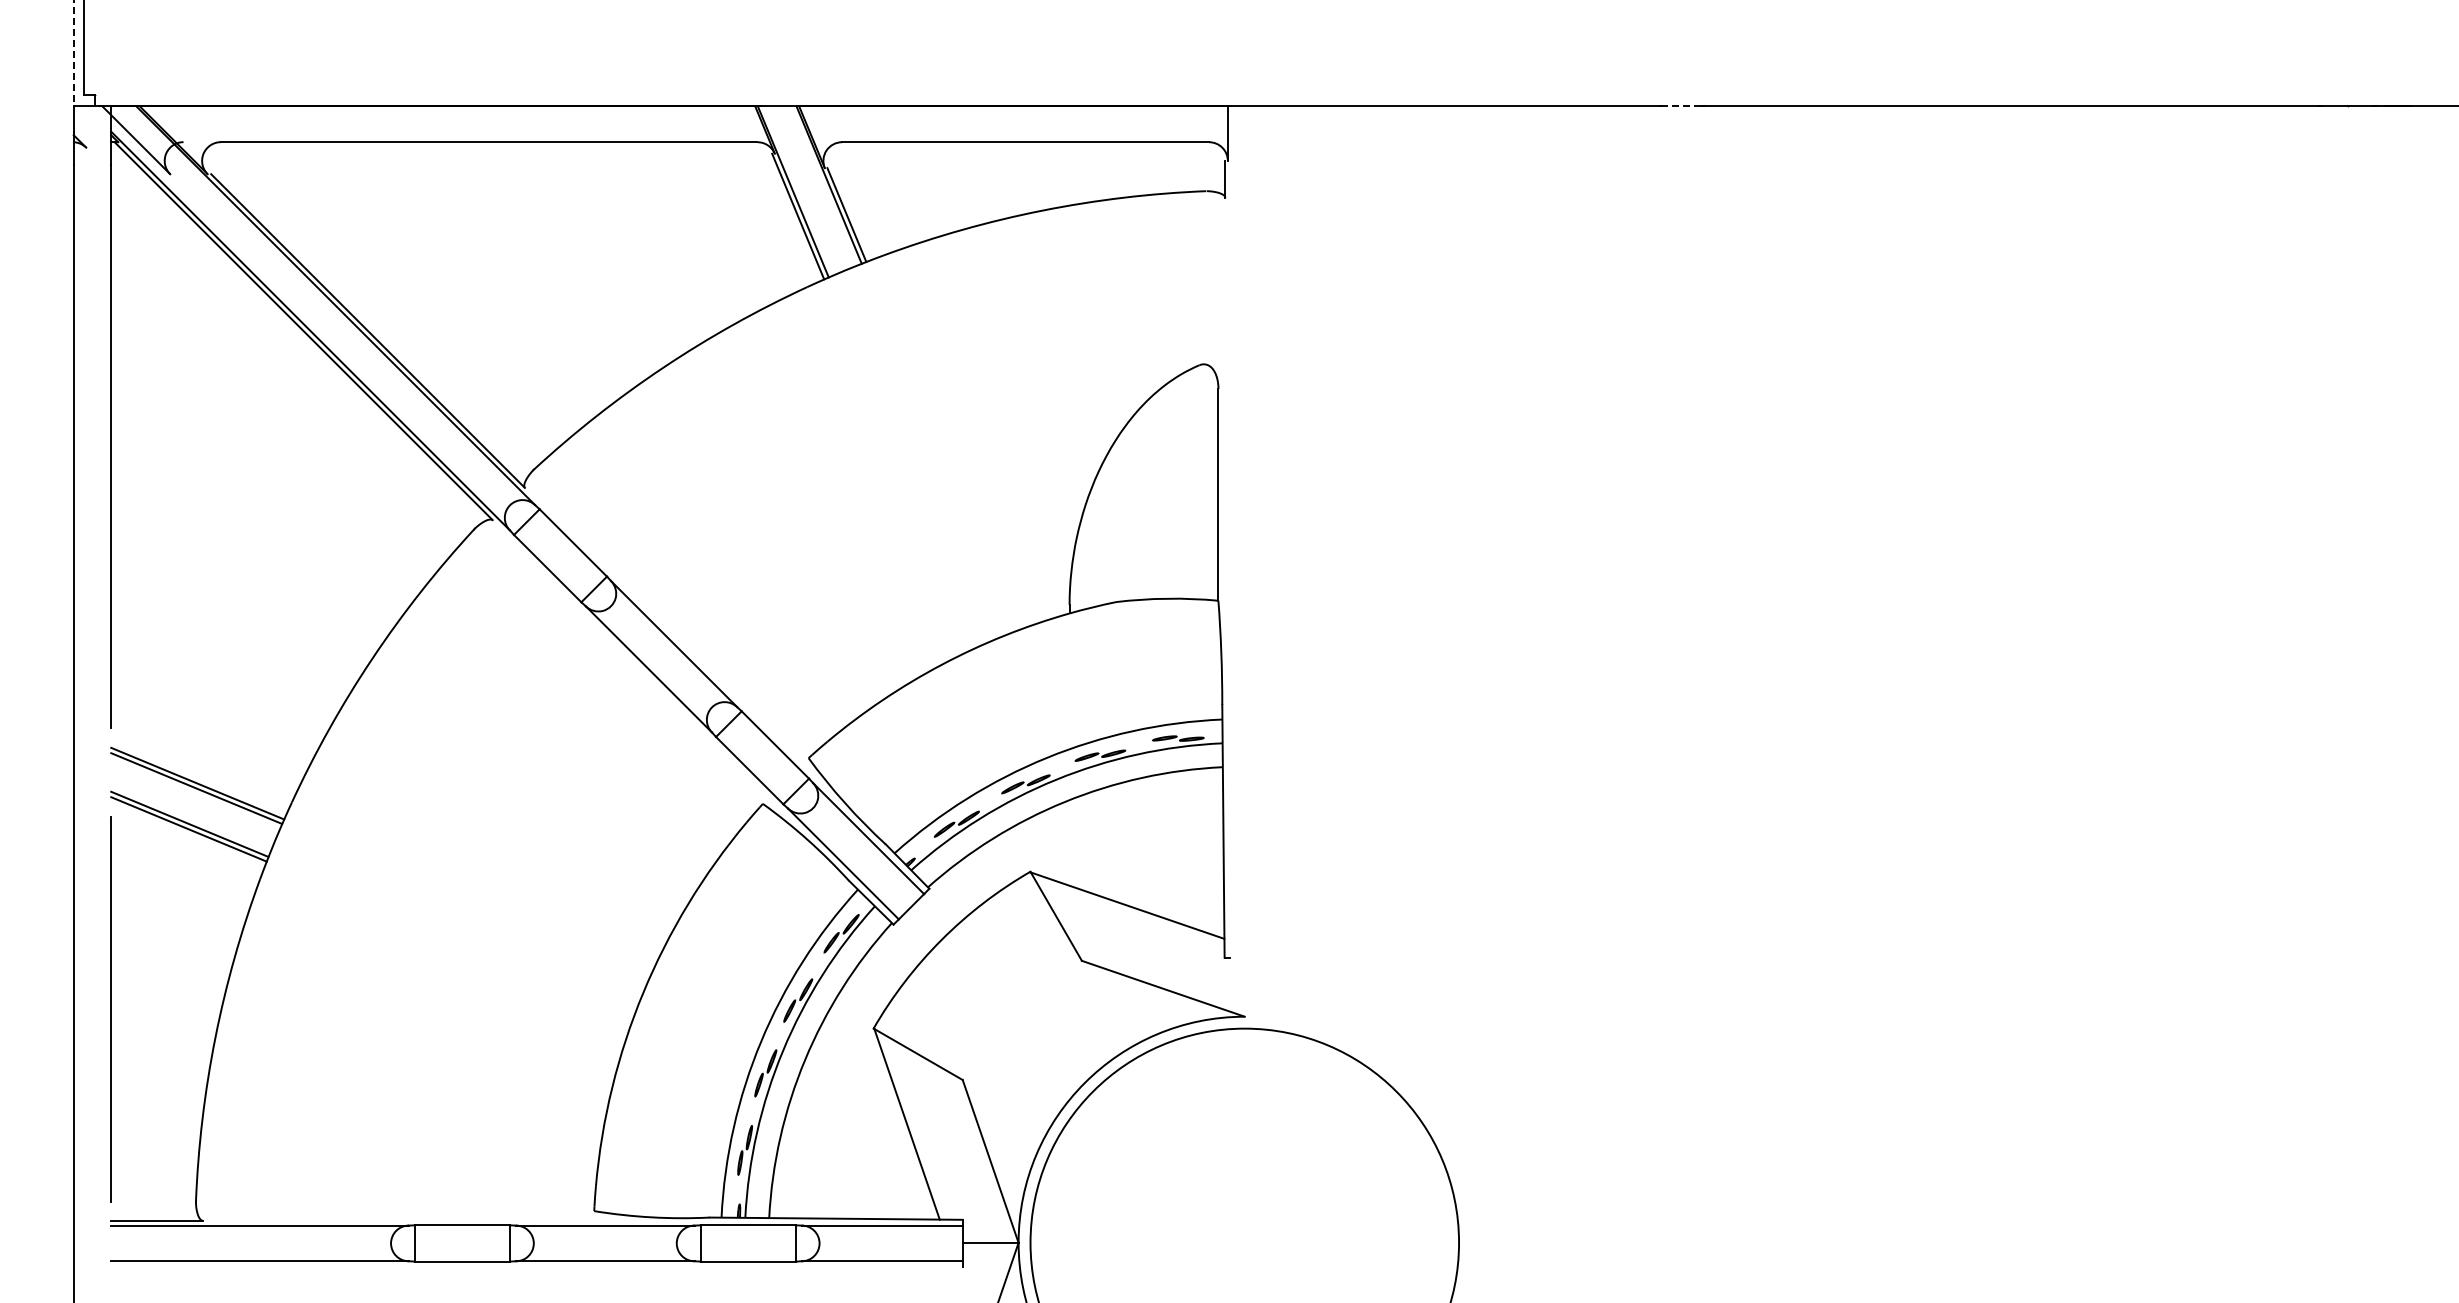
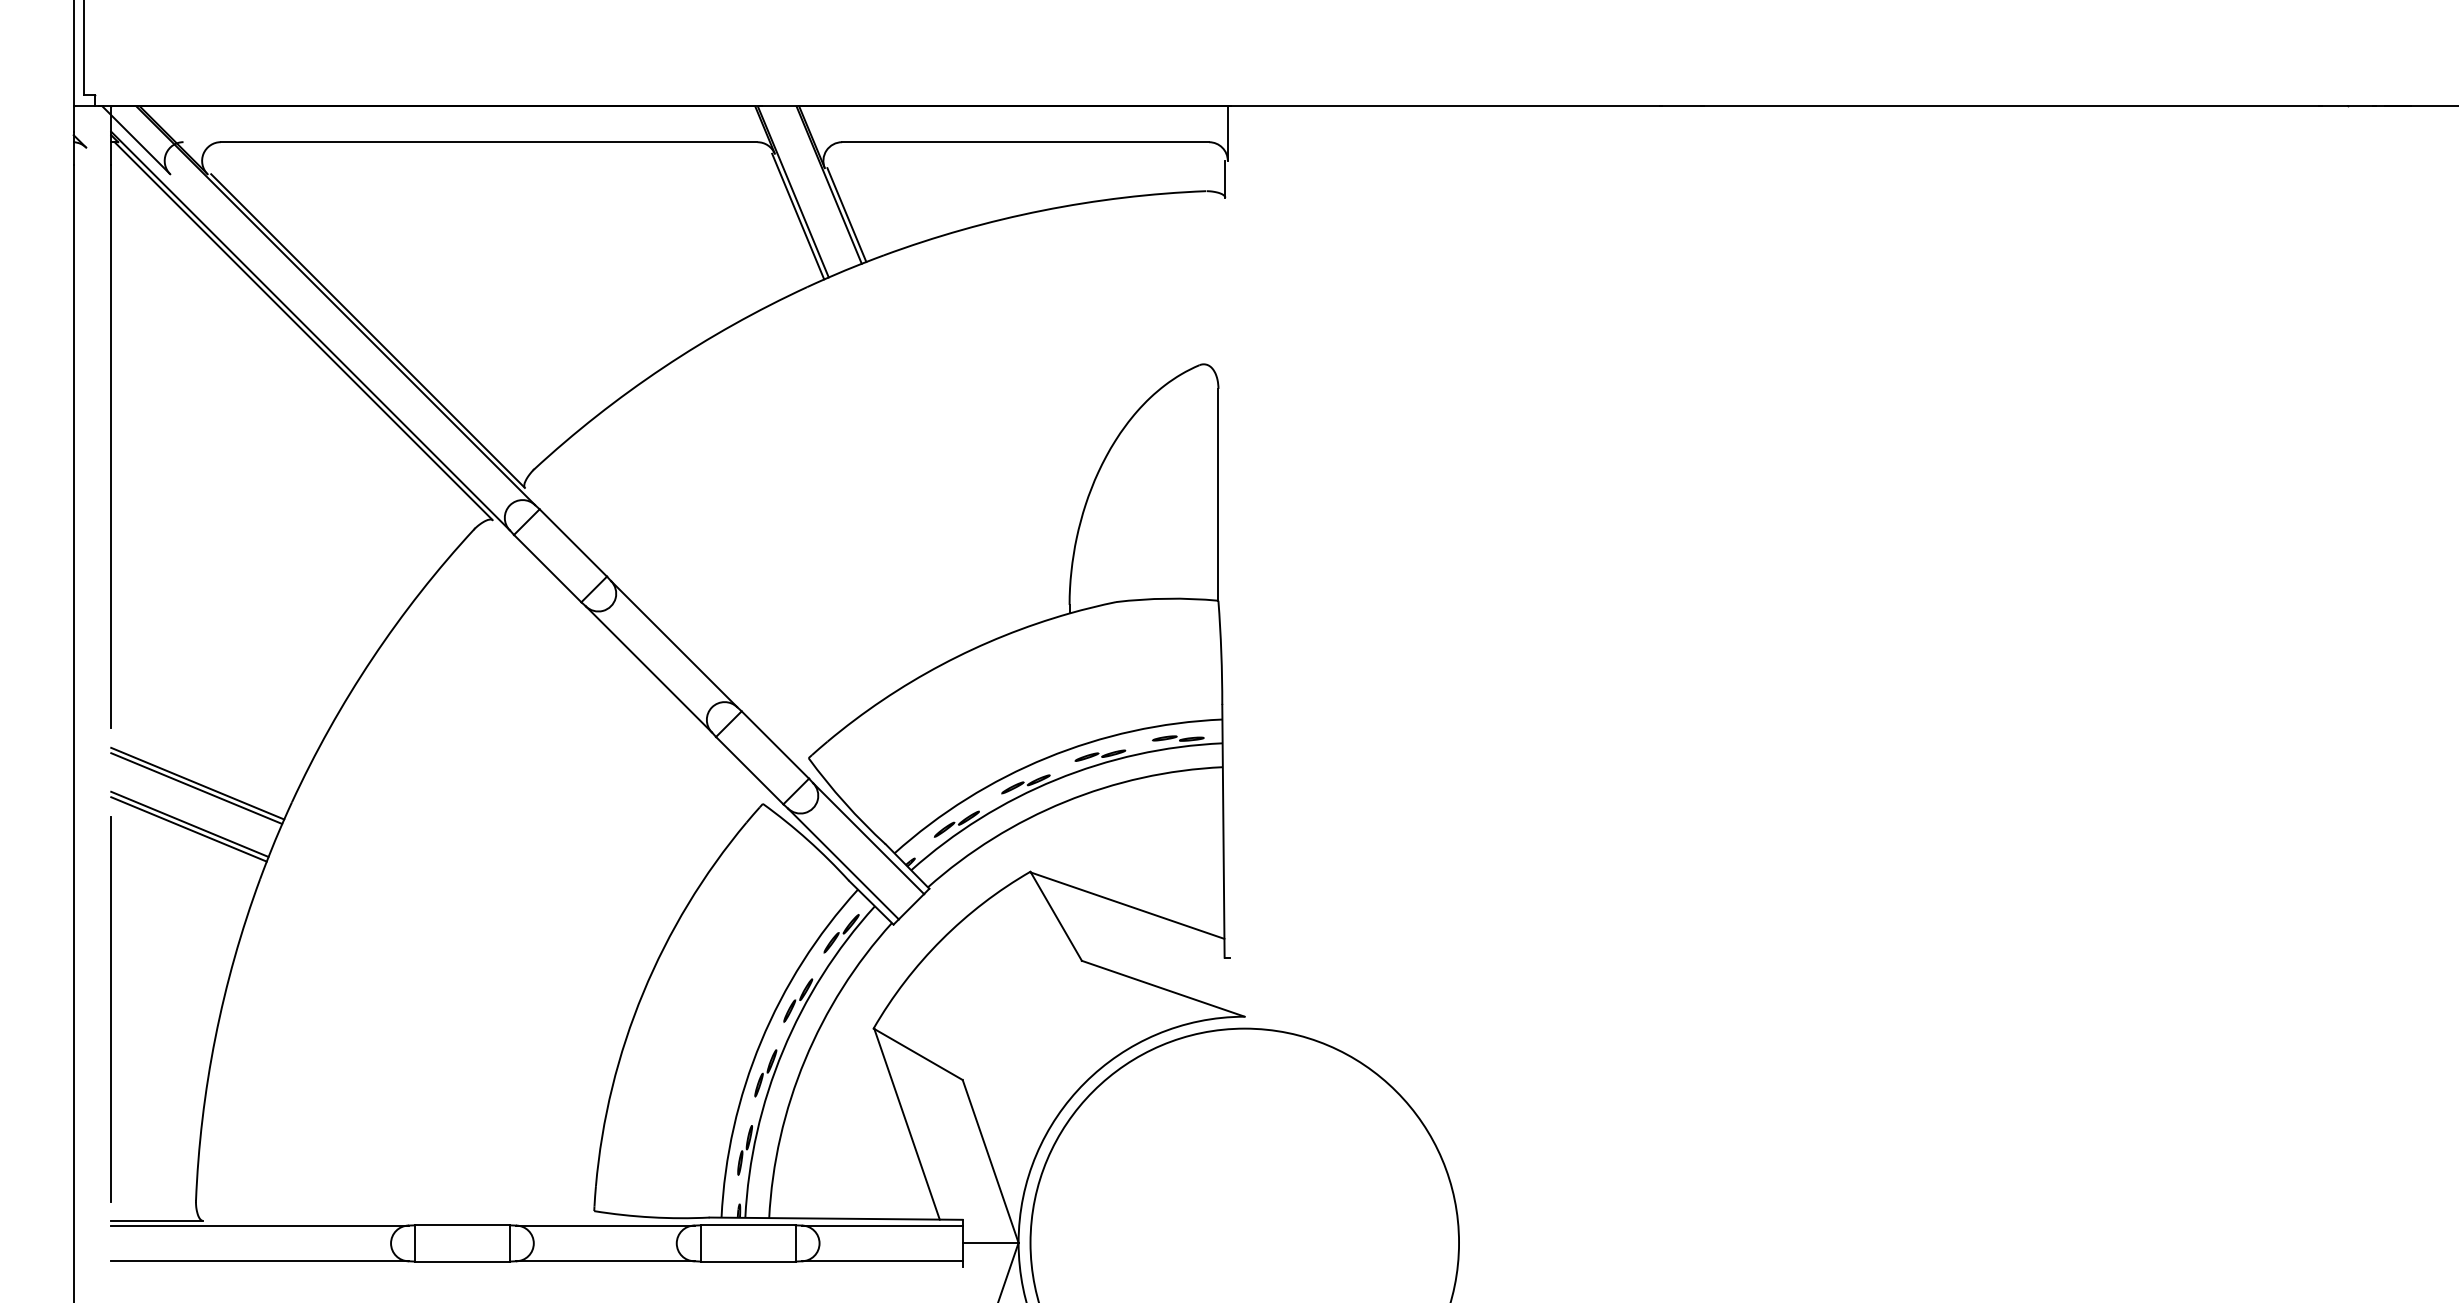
line: dashed -> solid (73, 53)
line: dashed -> solid (1681, 106)
